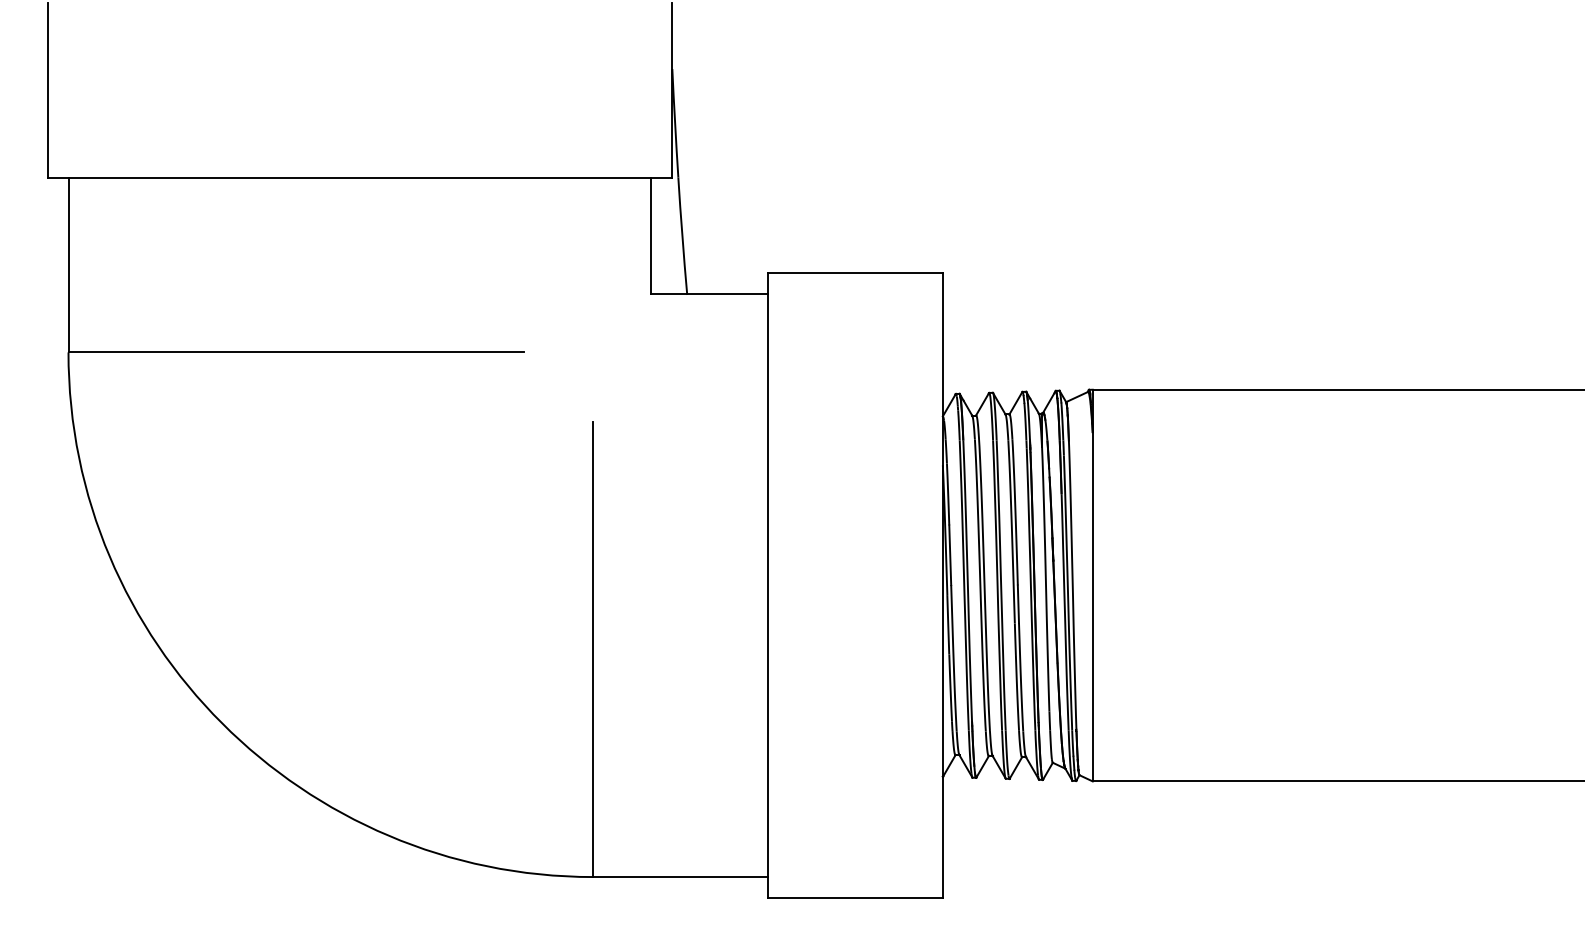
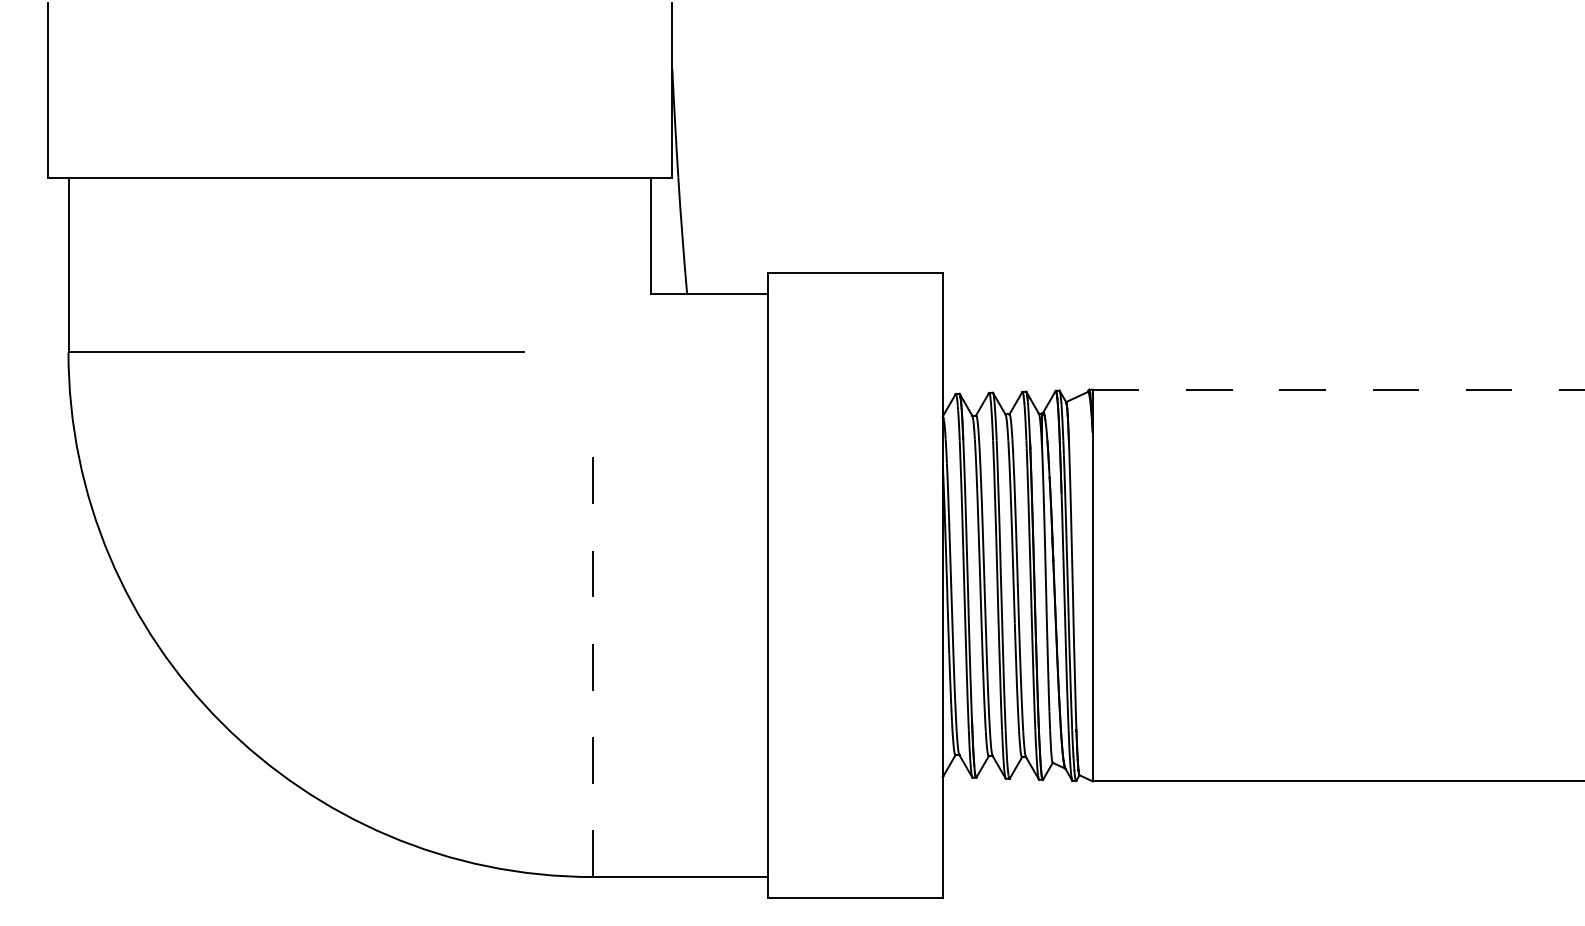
line: solid -> dashed (1338, 389)
line: solid -> dashed (593, 649)
